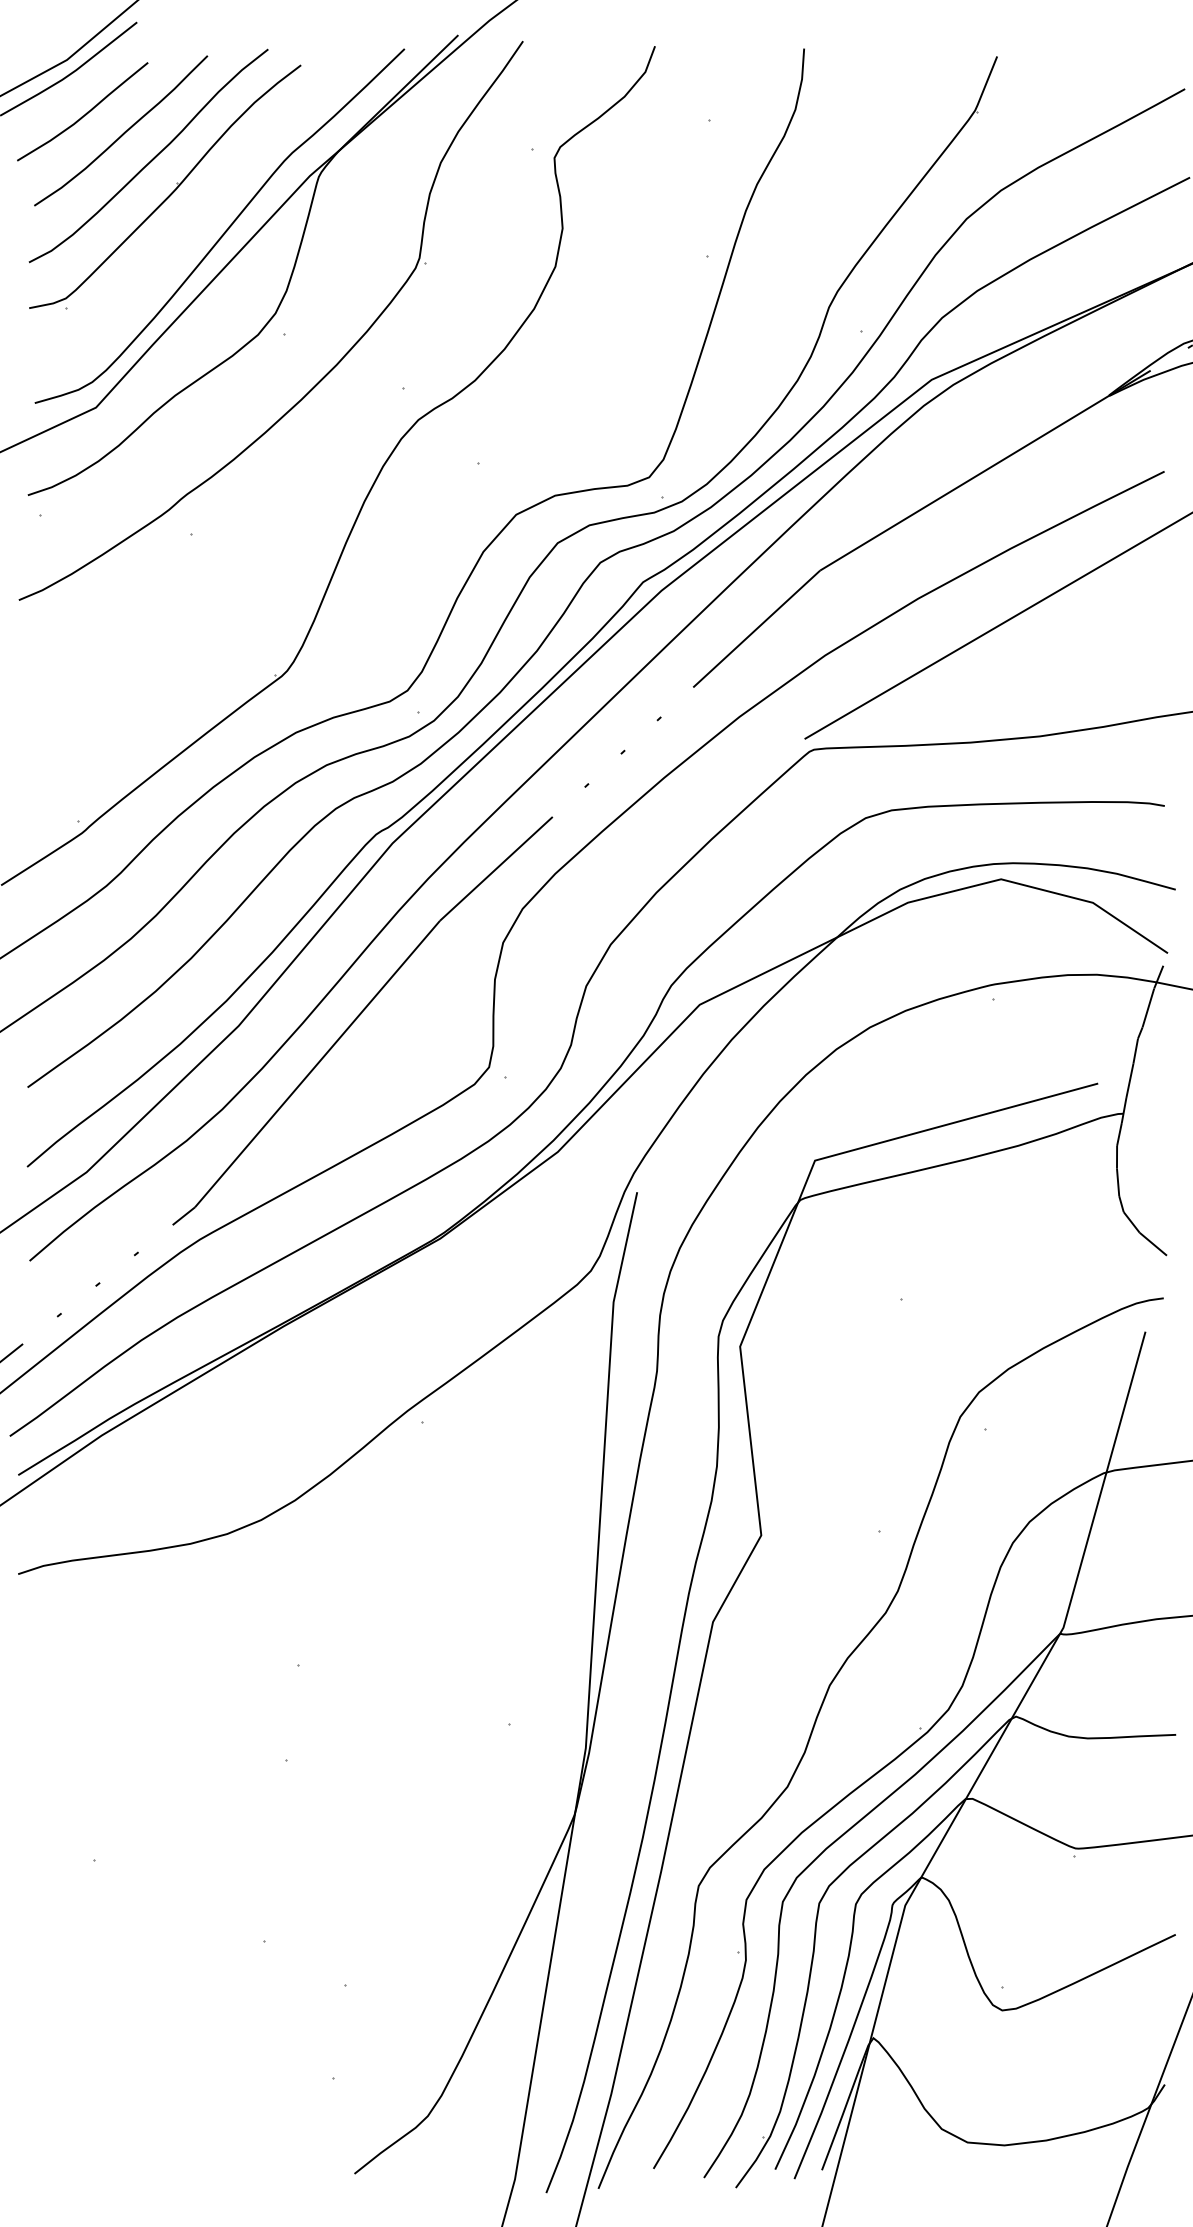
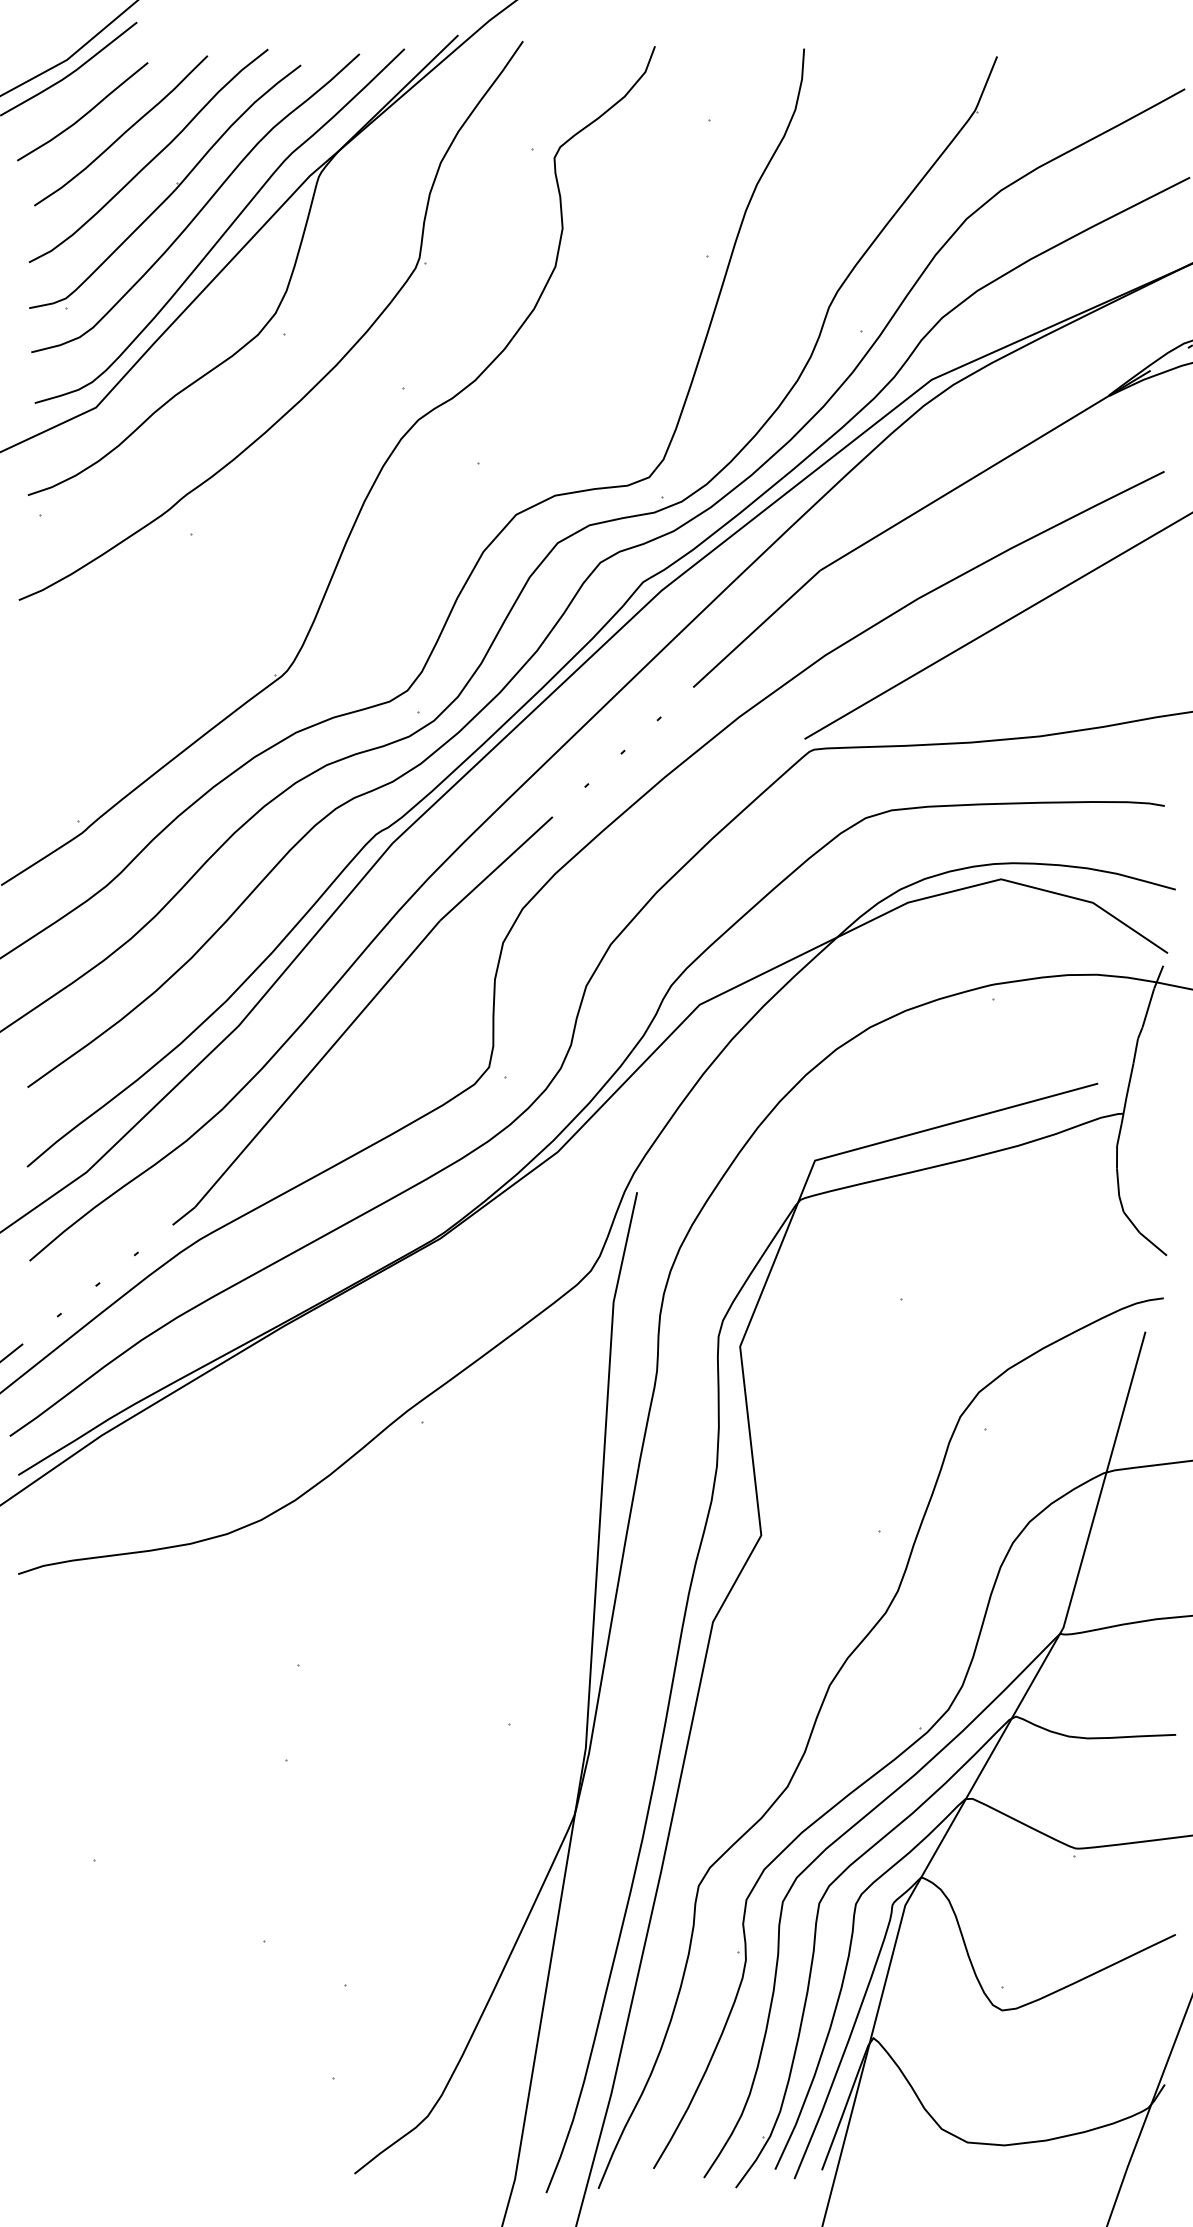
curve: none -> present (201, 208)
